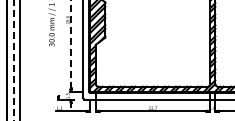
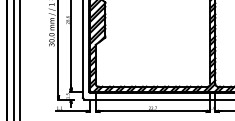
line: dashed -> solid (71, 43)
line: none -> present (58, 48)
line: dashed -> solid (13, 60)
